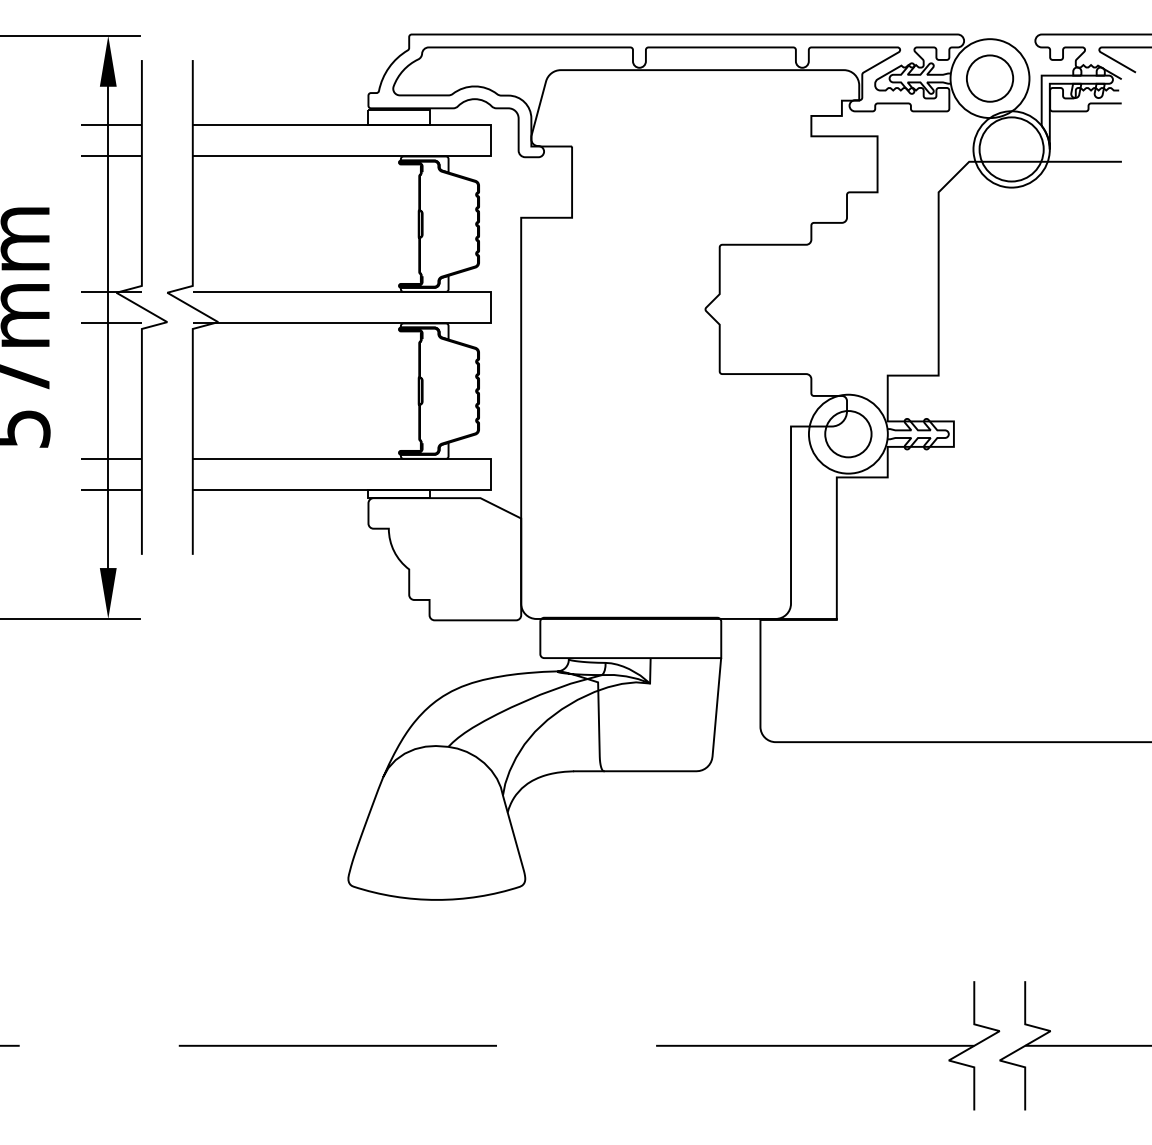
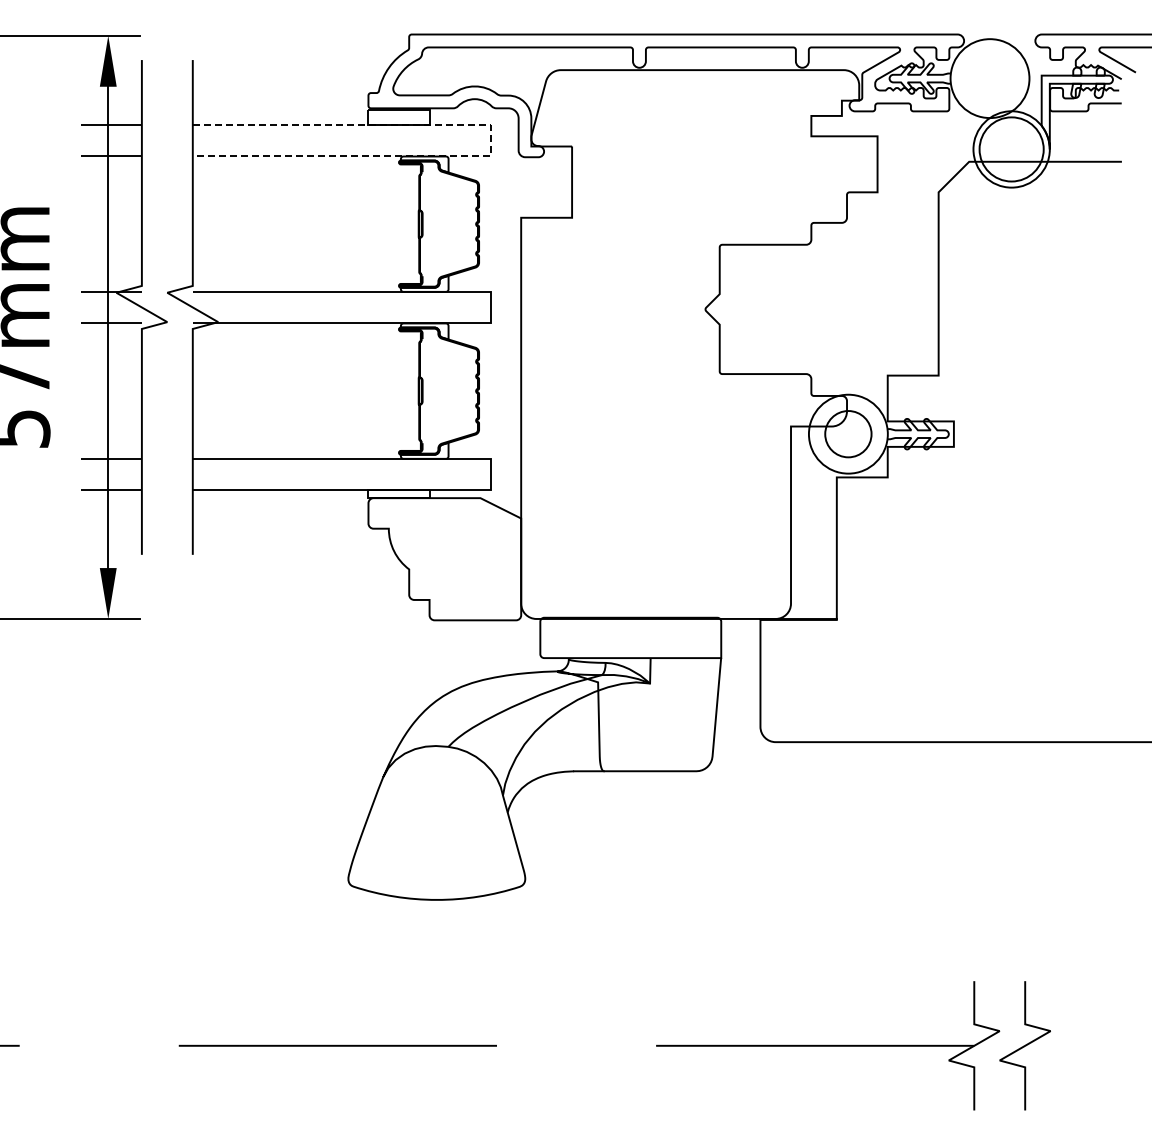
circle: present -> none (990, 78)
line: solid -> dashed (490, 140)
line: present -> none (1086, 1045)
